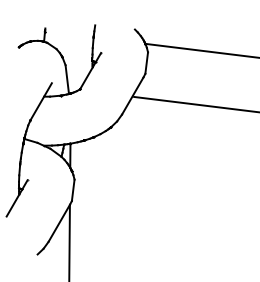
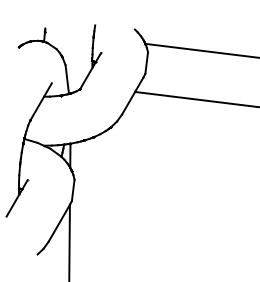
line position: (195, 103) -> (195, 98) (195, 98)
